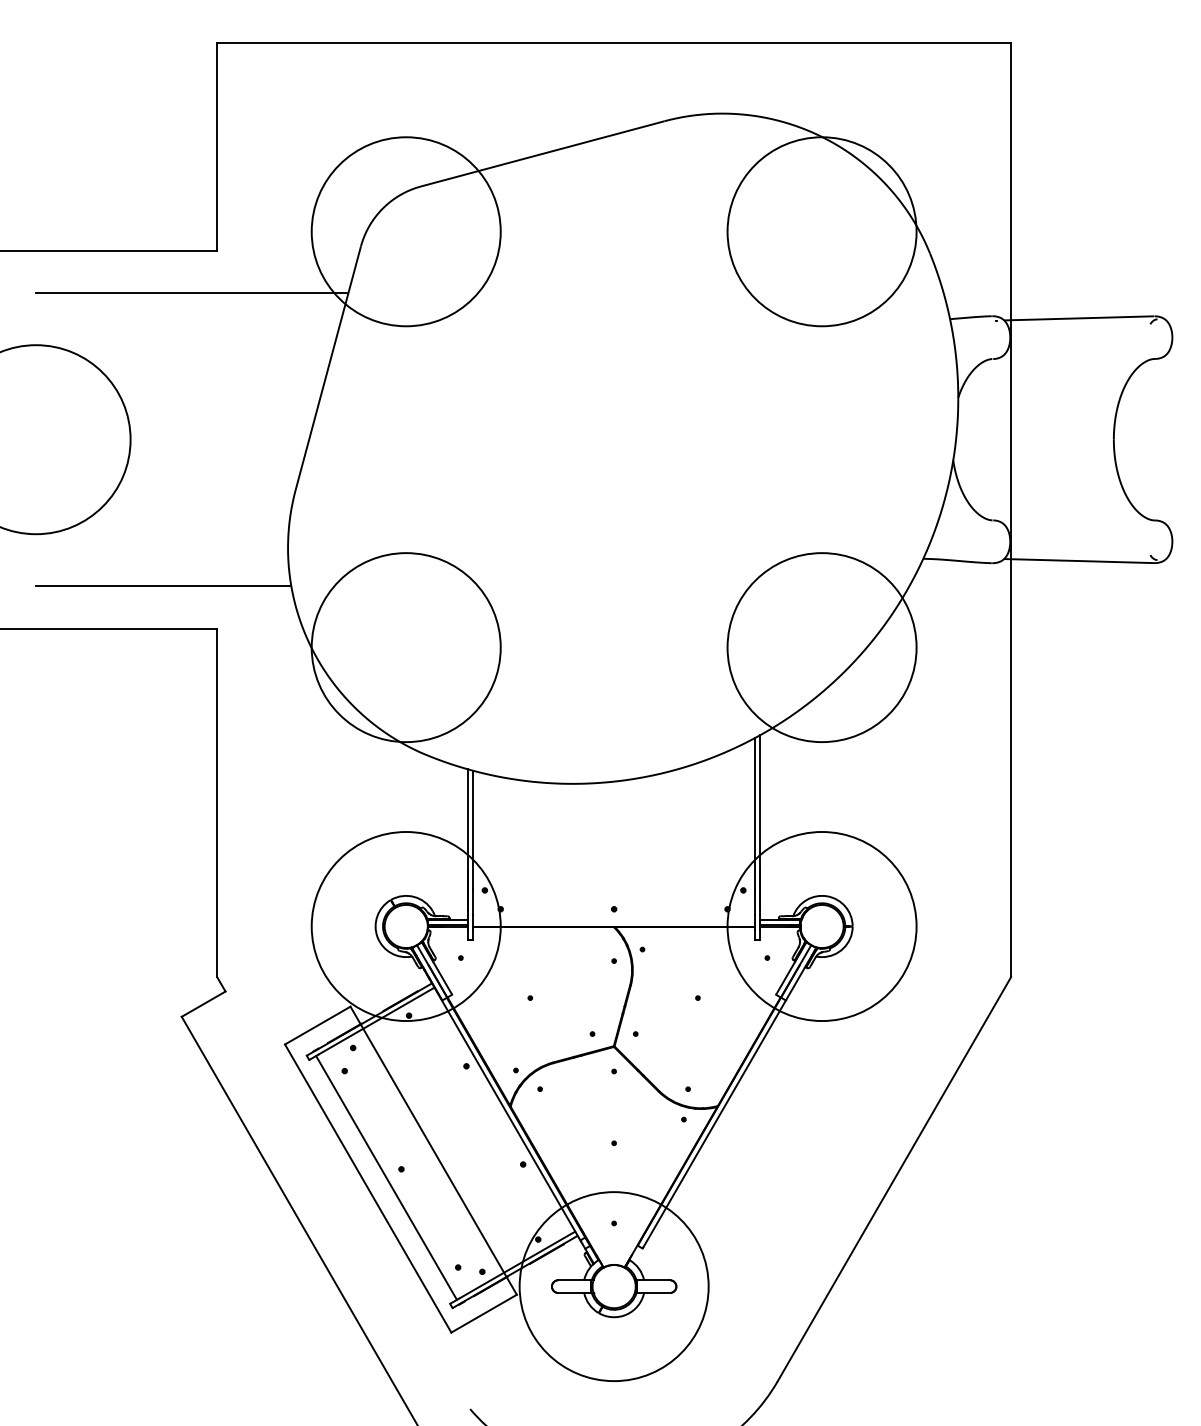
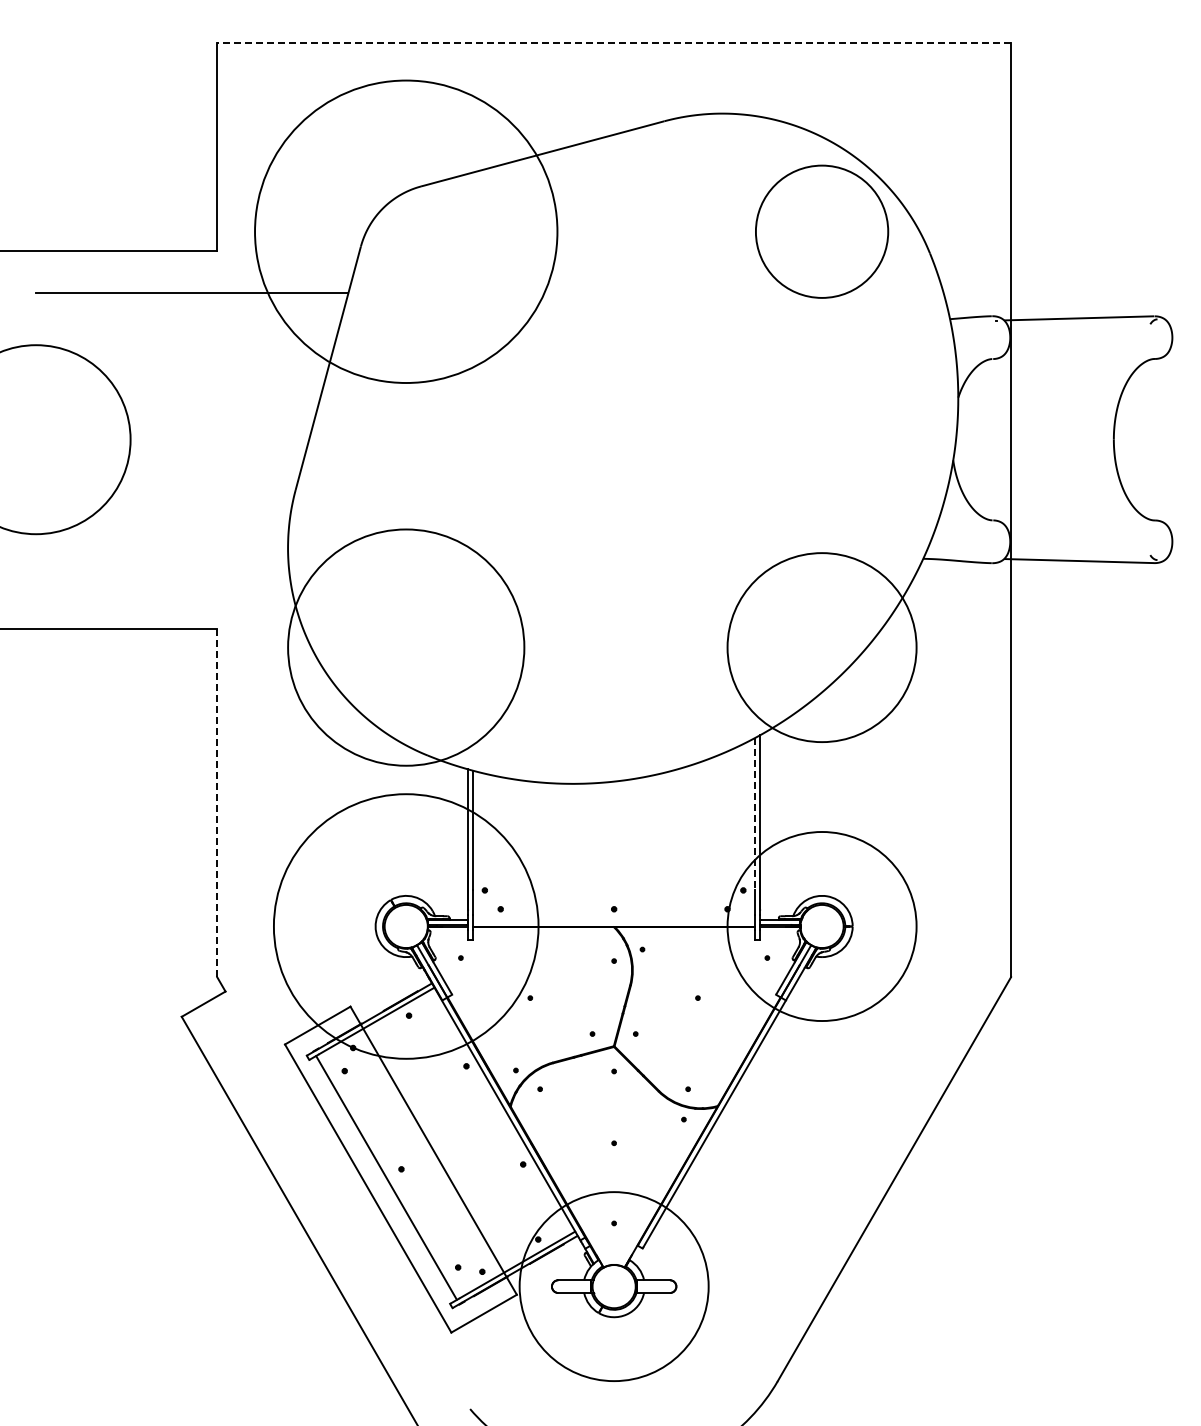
line: solid -> dashed (614, 42)
circle diameter: 189 px -> 302 px (406, 231)
circle diameter: 189 px -> 132 px (821, 231)
line: present -> none (163, 586)
circle diameter: 189 px -> 236 px (406, 647)
line: solid -> dashed (217, 803)
line: solid -> dashed (754, 814)
circle diameter: 189 px -> 265 px (405, 926)
